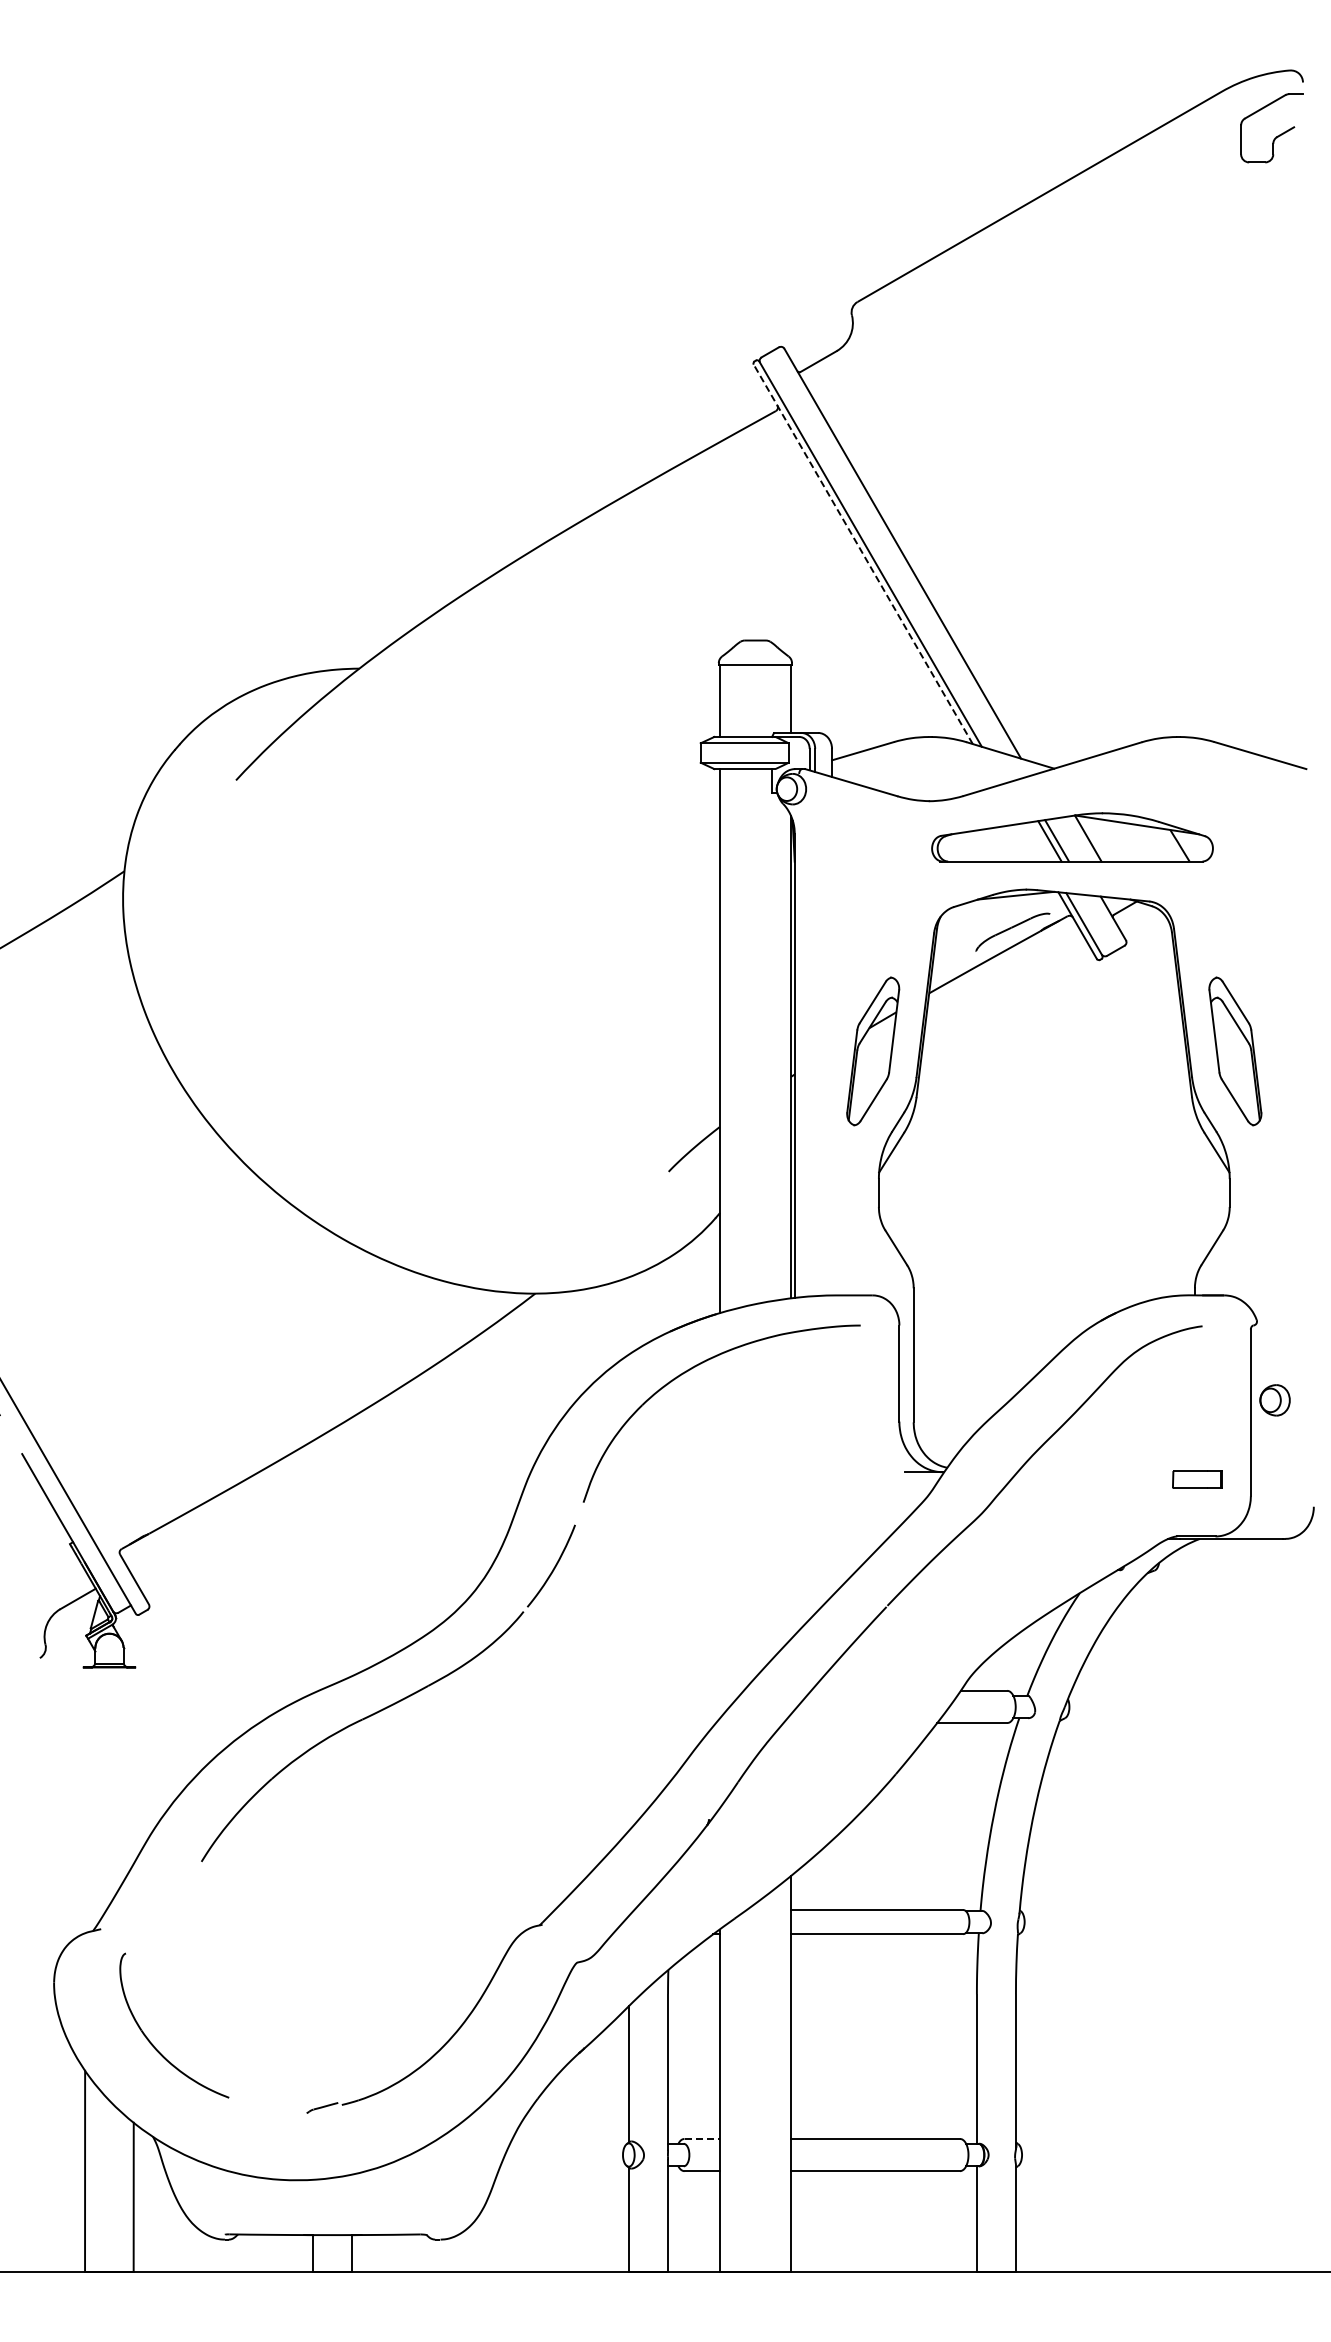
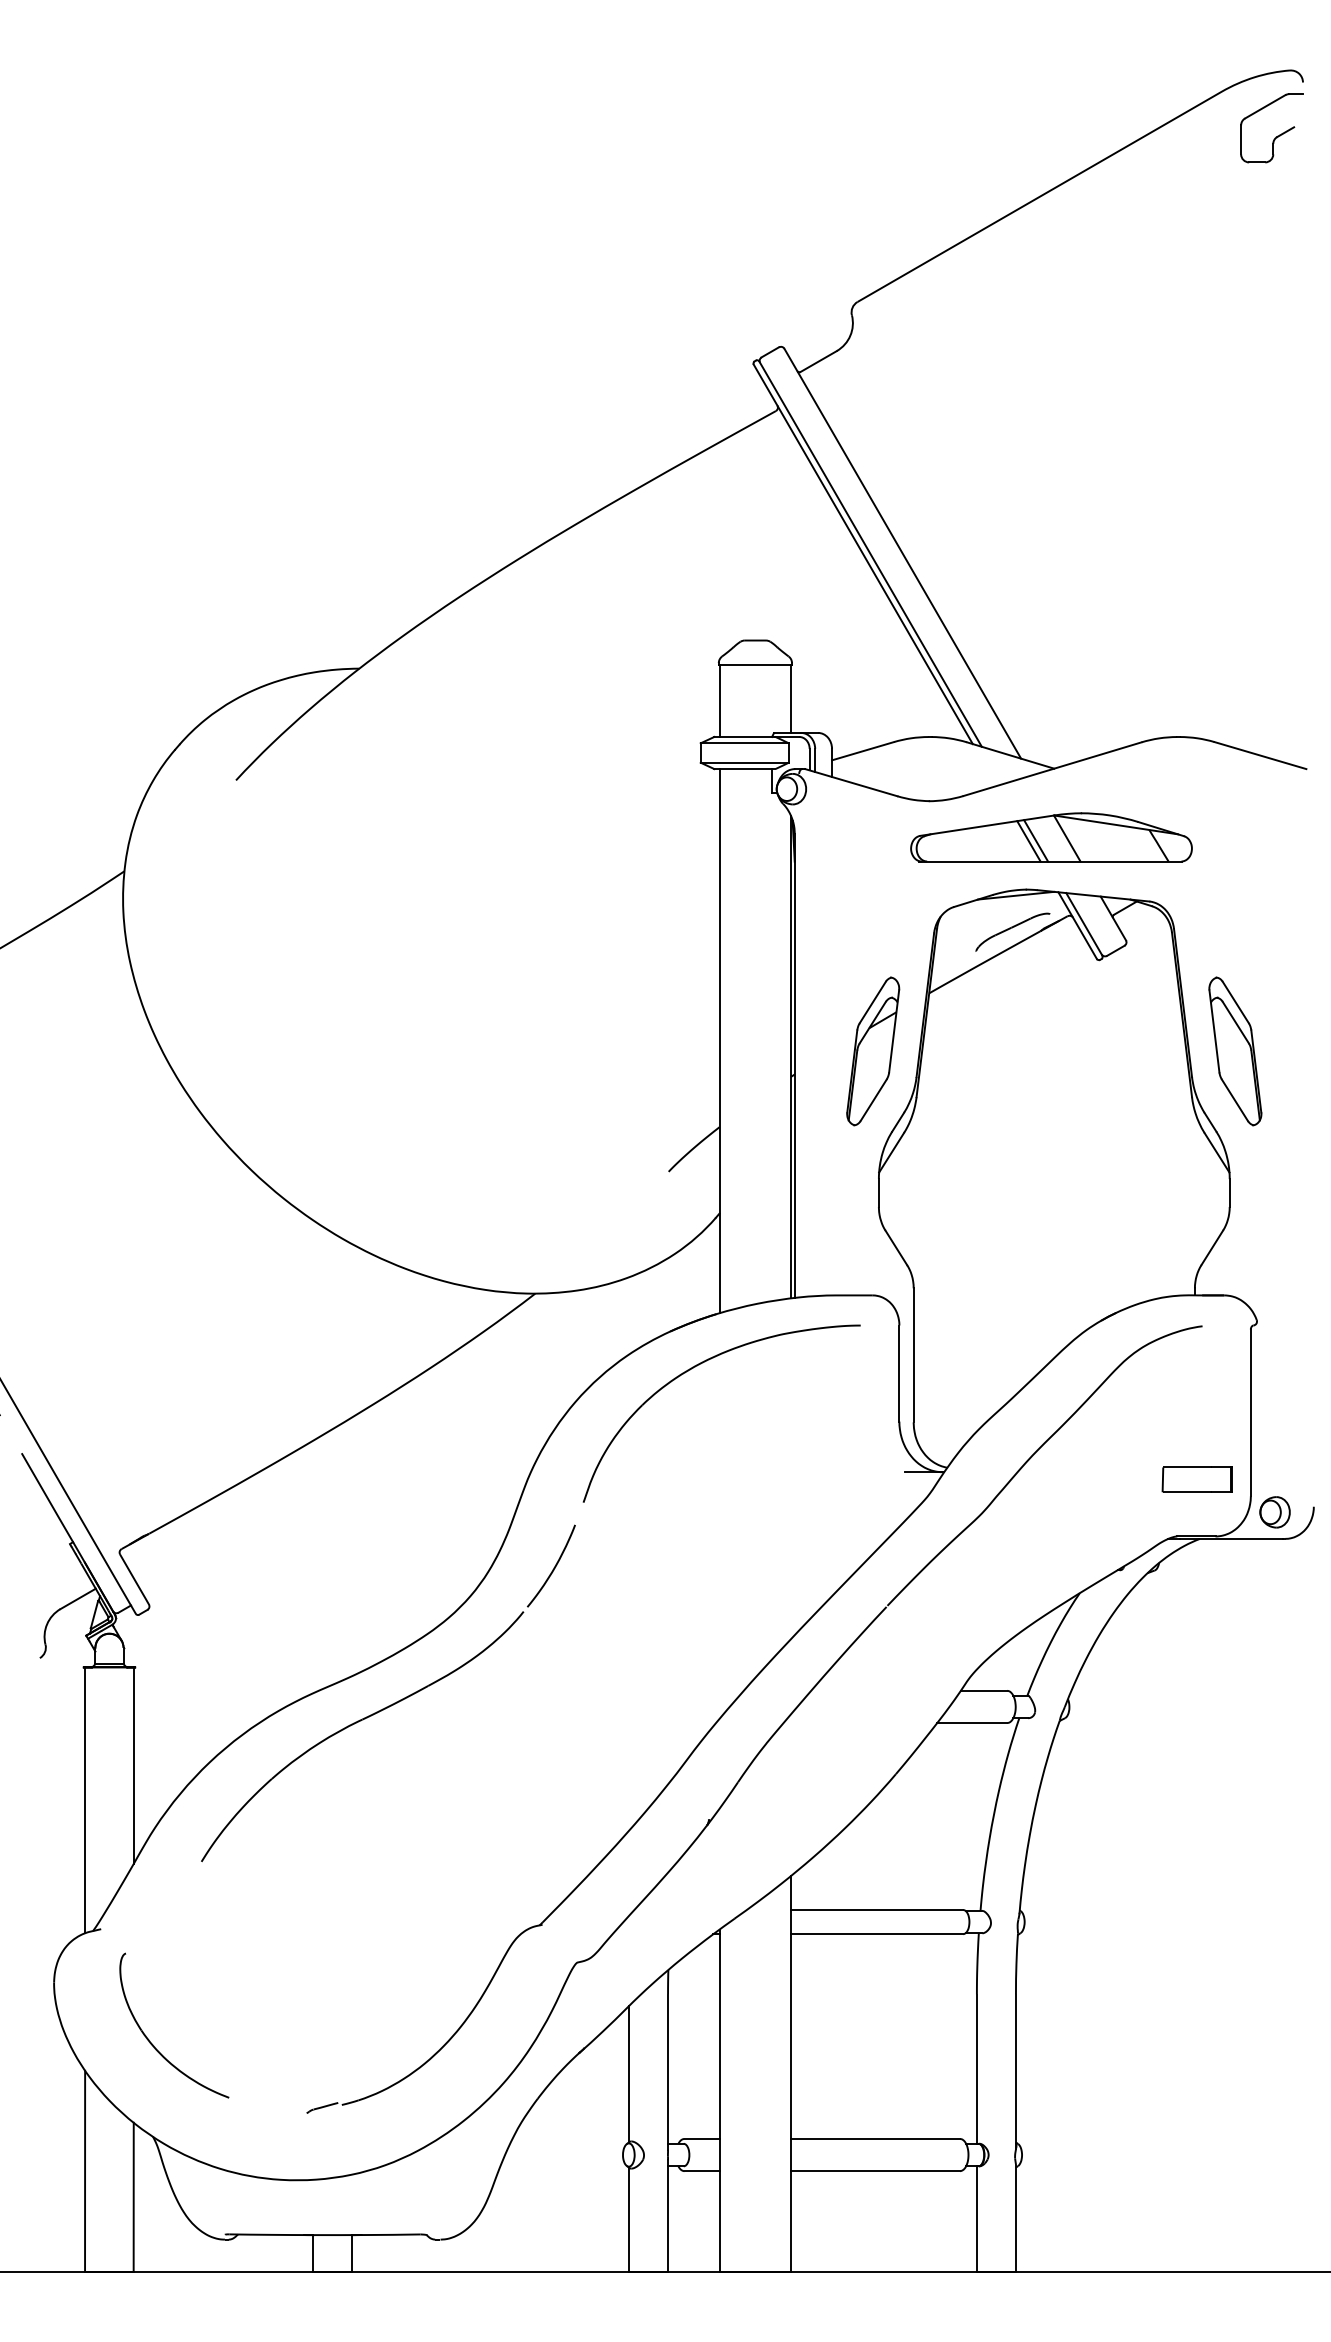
line: dashed -> solid (863, 553)
part position: (1072, 837) -> (1051, 837) (1051, 837)
part position: (1274, 1400) -> (1274, 1512) (1274, 1512)
part size: 51x19 px -> 72x27 px (1196, 1479)
line: none -> present (133, 1765)
line: none -> present (85, 1800)
line: dashed -> solid (702, 2138)
